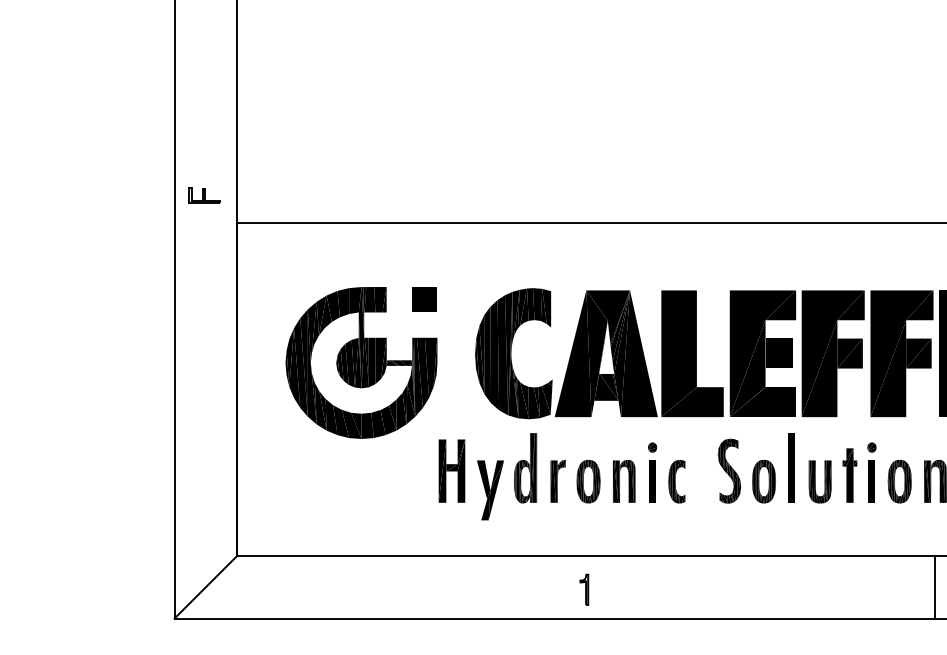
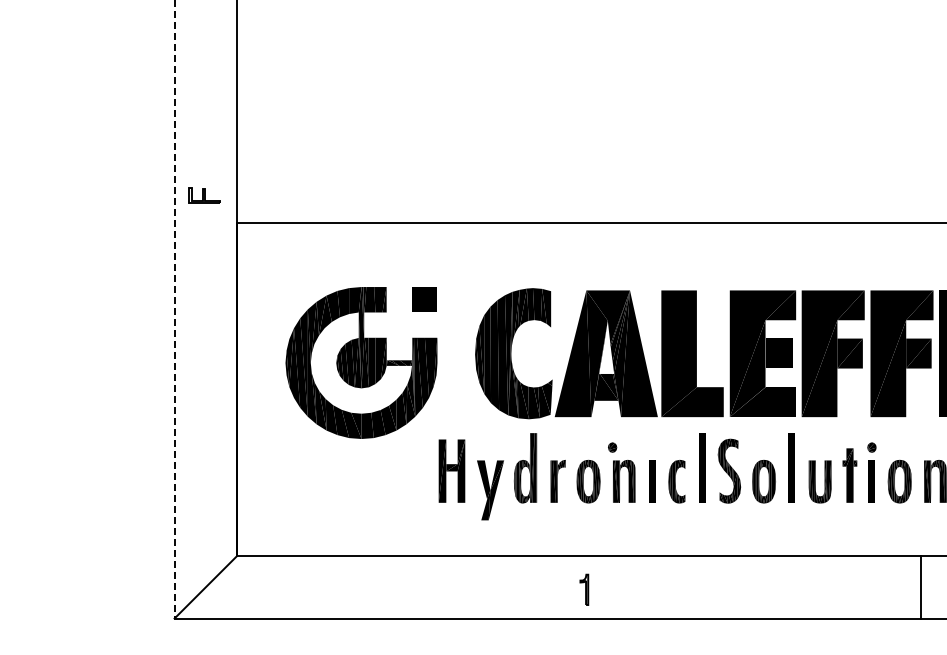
line: solid -> dashed (174, 309)
part position: (652, 447) -> (612, 447) (612, 447)
part: none -> present (702, 467)
line position: (935, 587) -> (921, 587) (921, 587)
